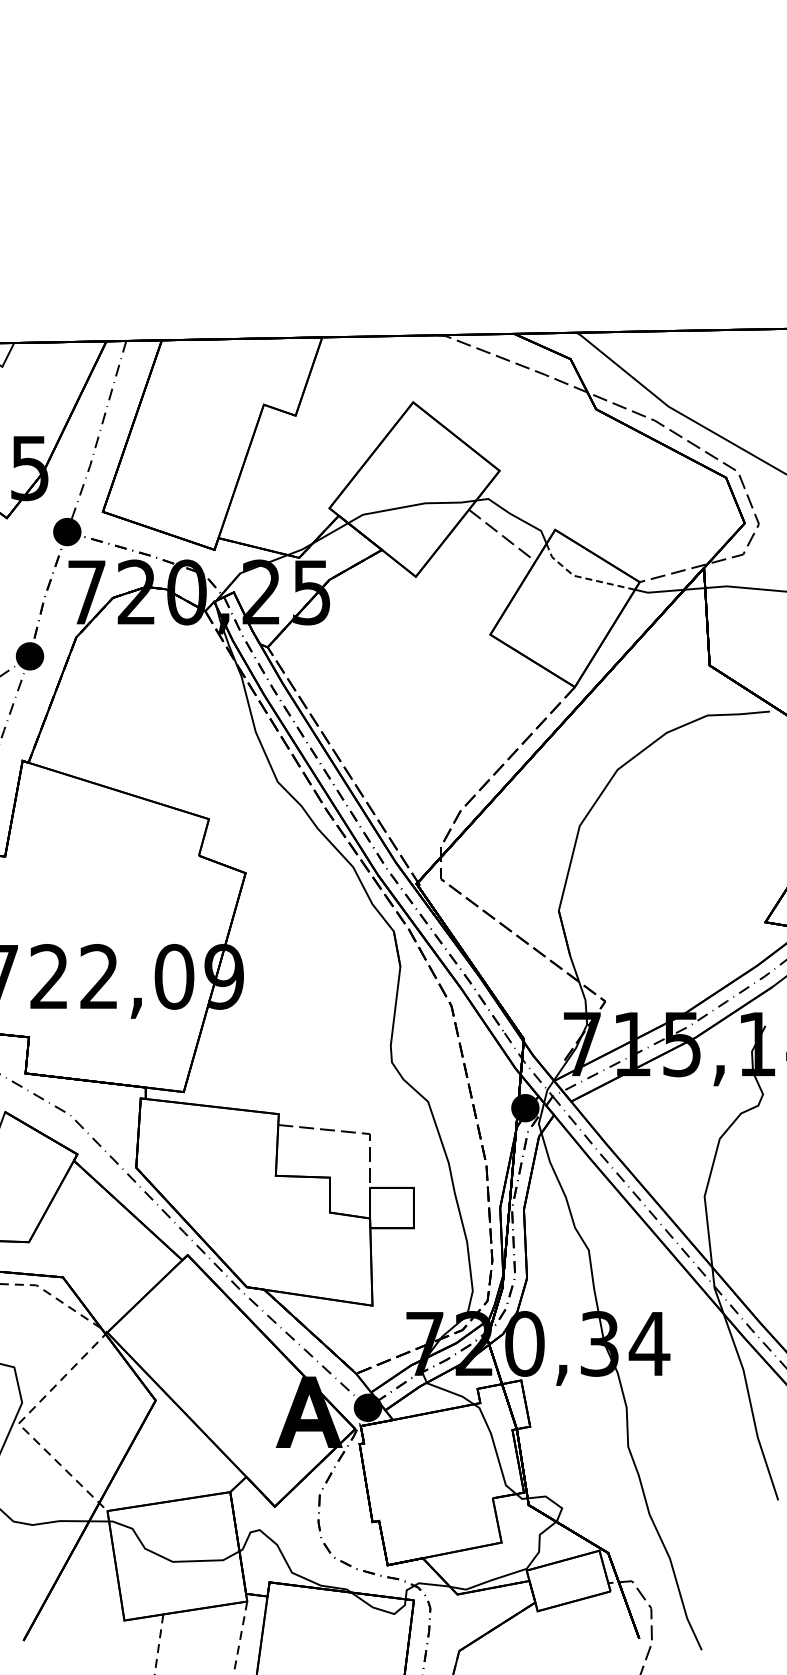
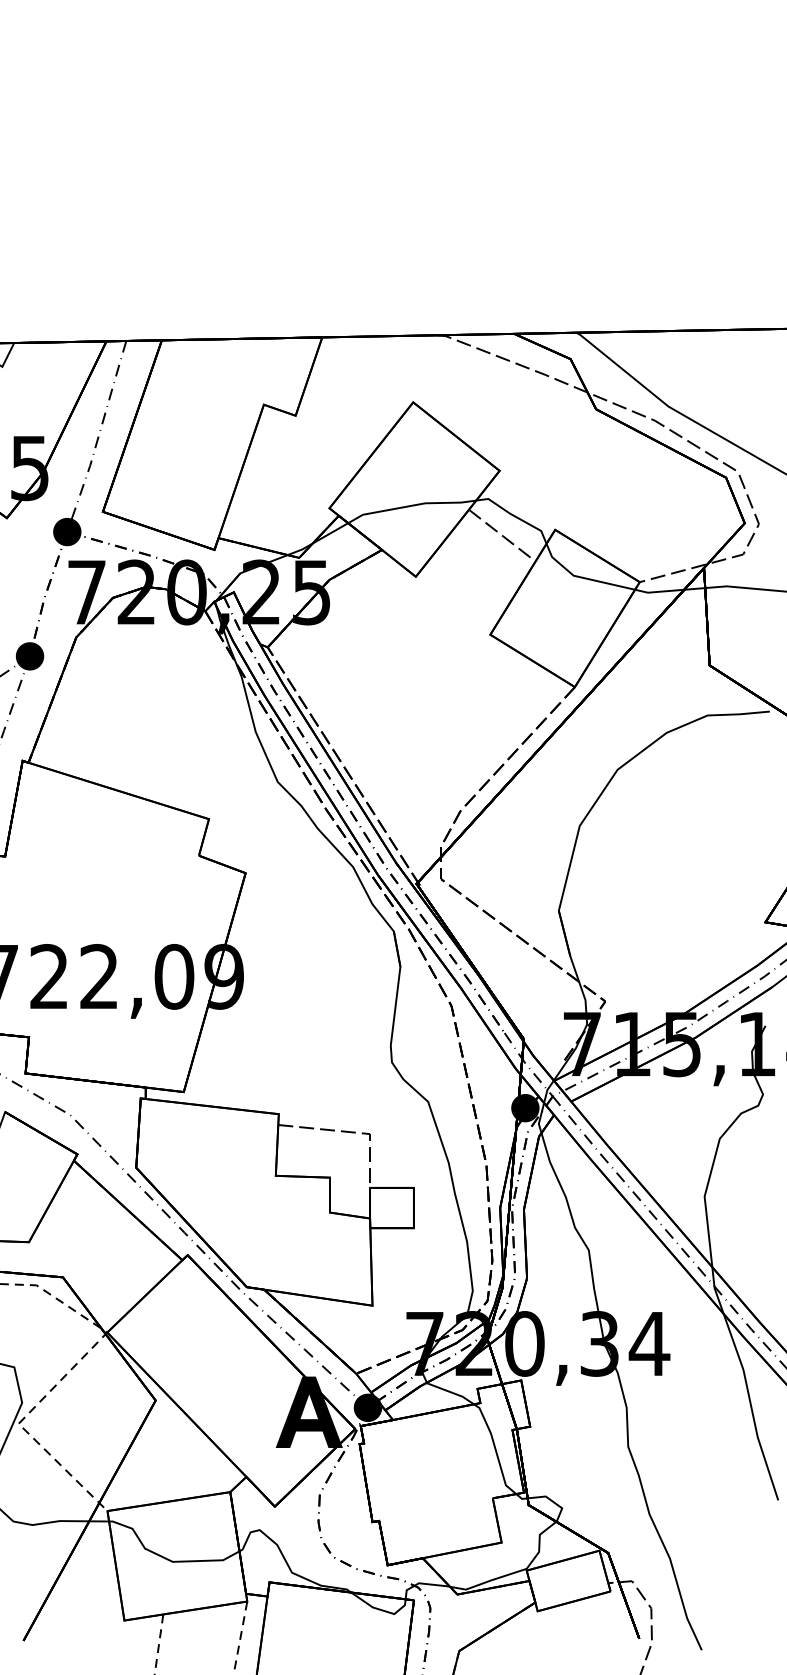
line: dashed -> solid (582, 577)
